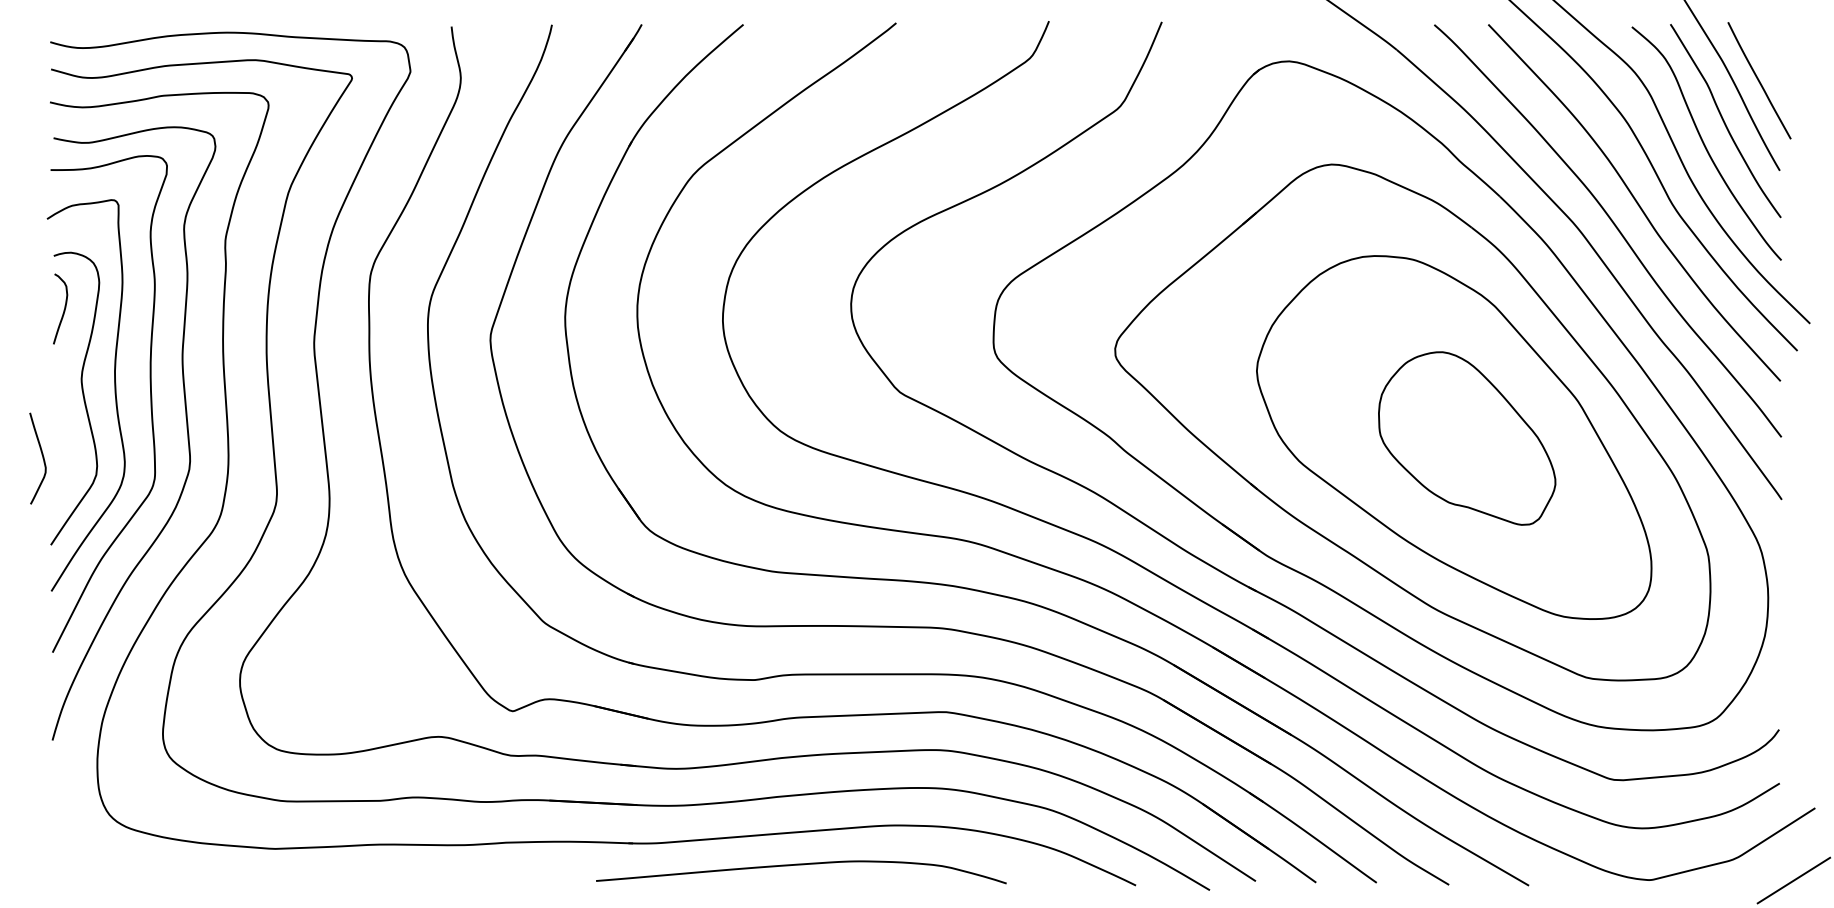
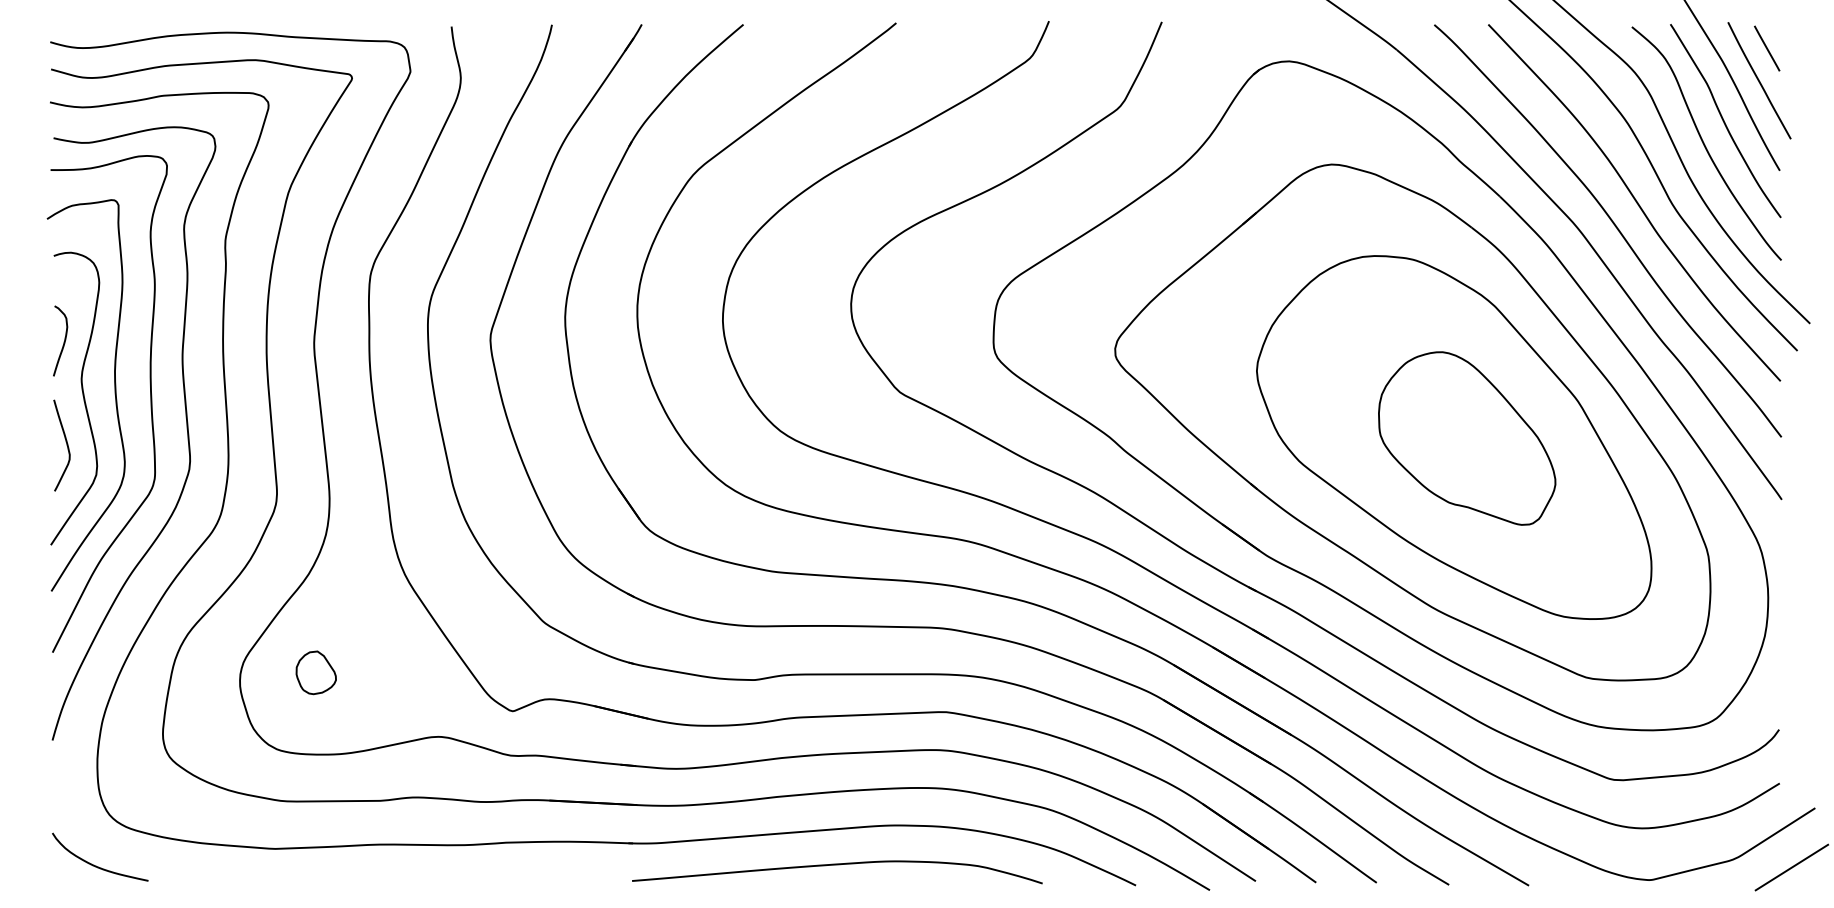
line: none -> present (1767, 48)
curve position: (63, 309) -> (63, 341) (63, 341)
curve position: (42, 458) -> (66, 445) (66, 445)
part: none -> present (315, 672)
curve: none -> present (96, 865)
curve position: (801, 865) -> (837, 865) (837, 865)
line position: (1793, 880) -> (1791, 867) (1791, 867)
